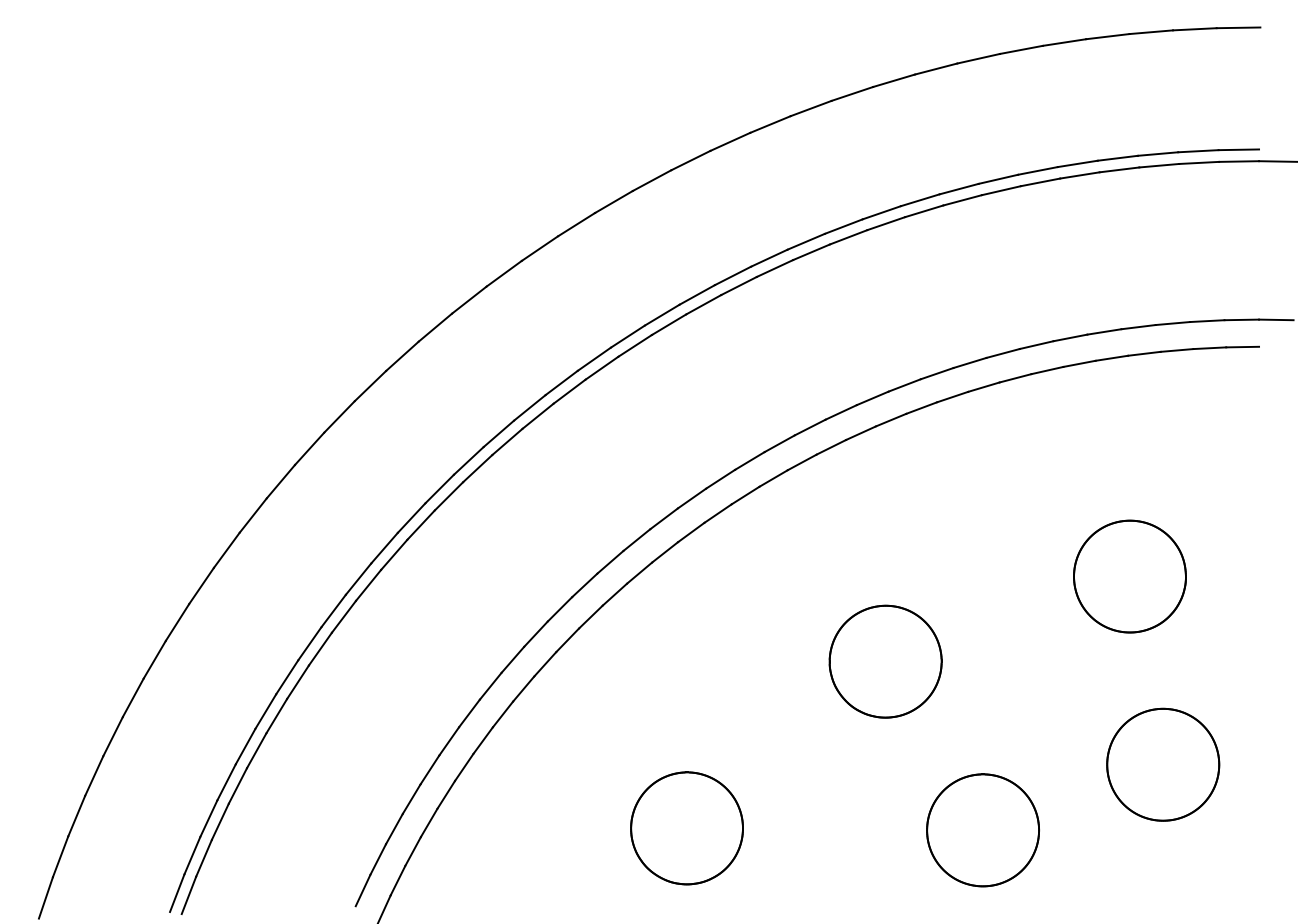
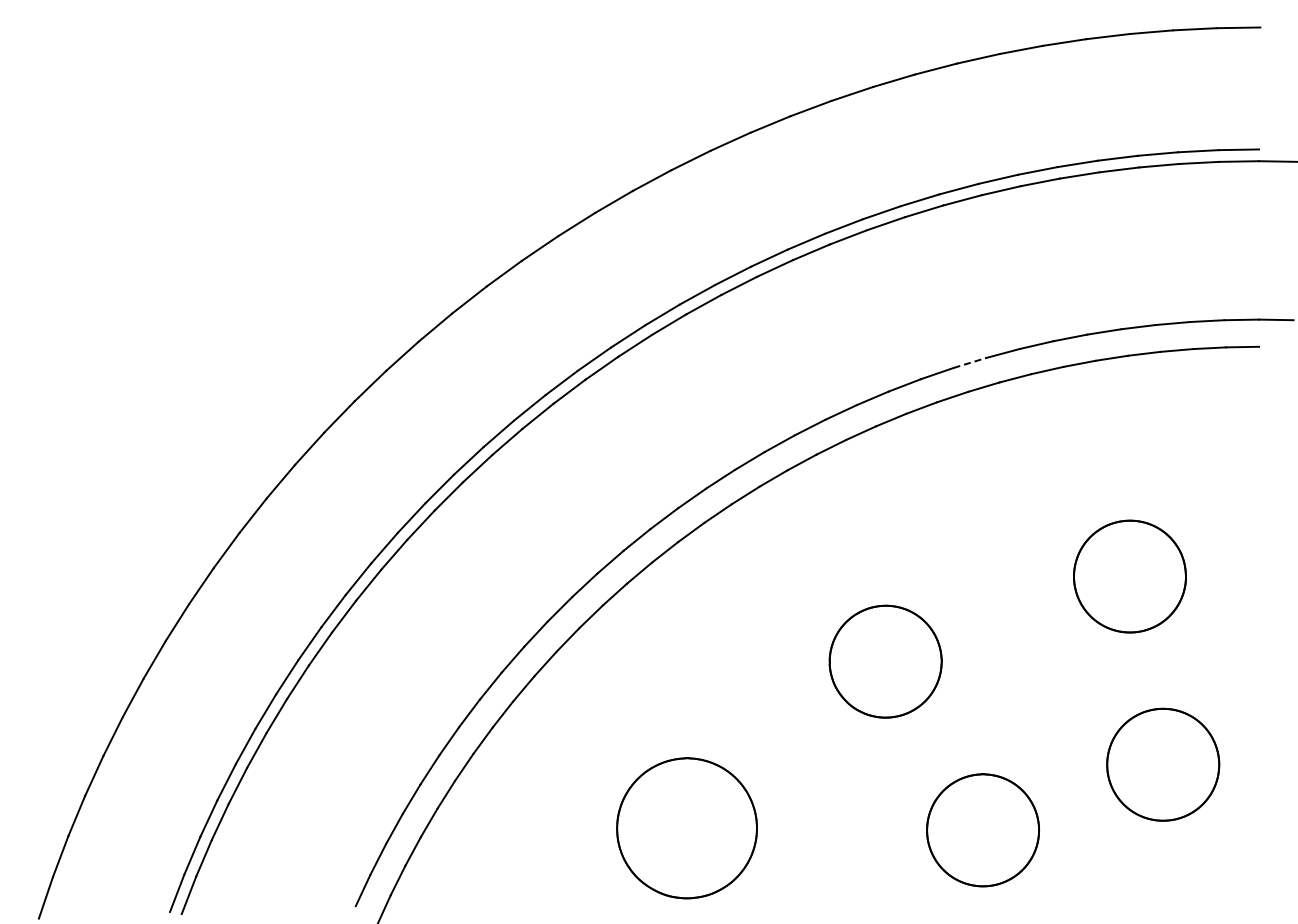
line: solid -> dashed (970, 362)
part size: 114x115 px -> 142x143 px (686, 828)
